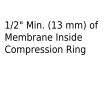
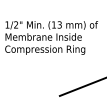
line: none -> present (82, 86)
